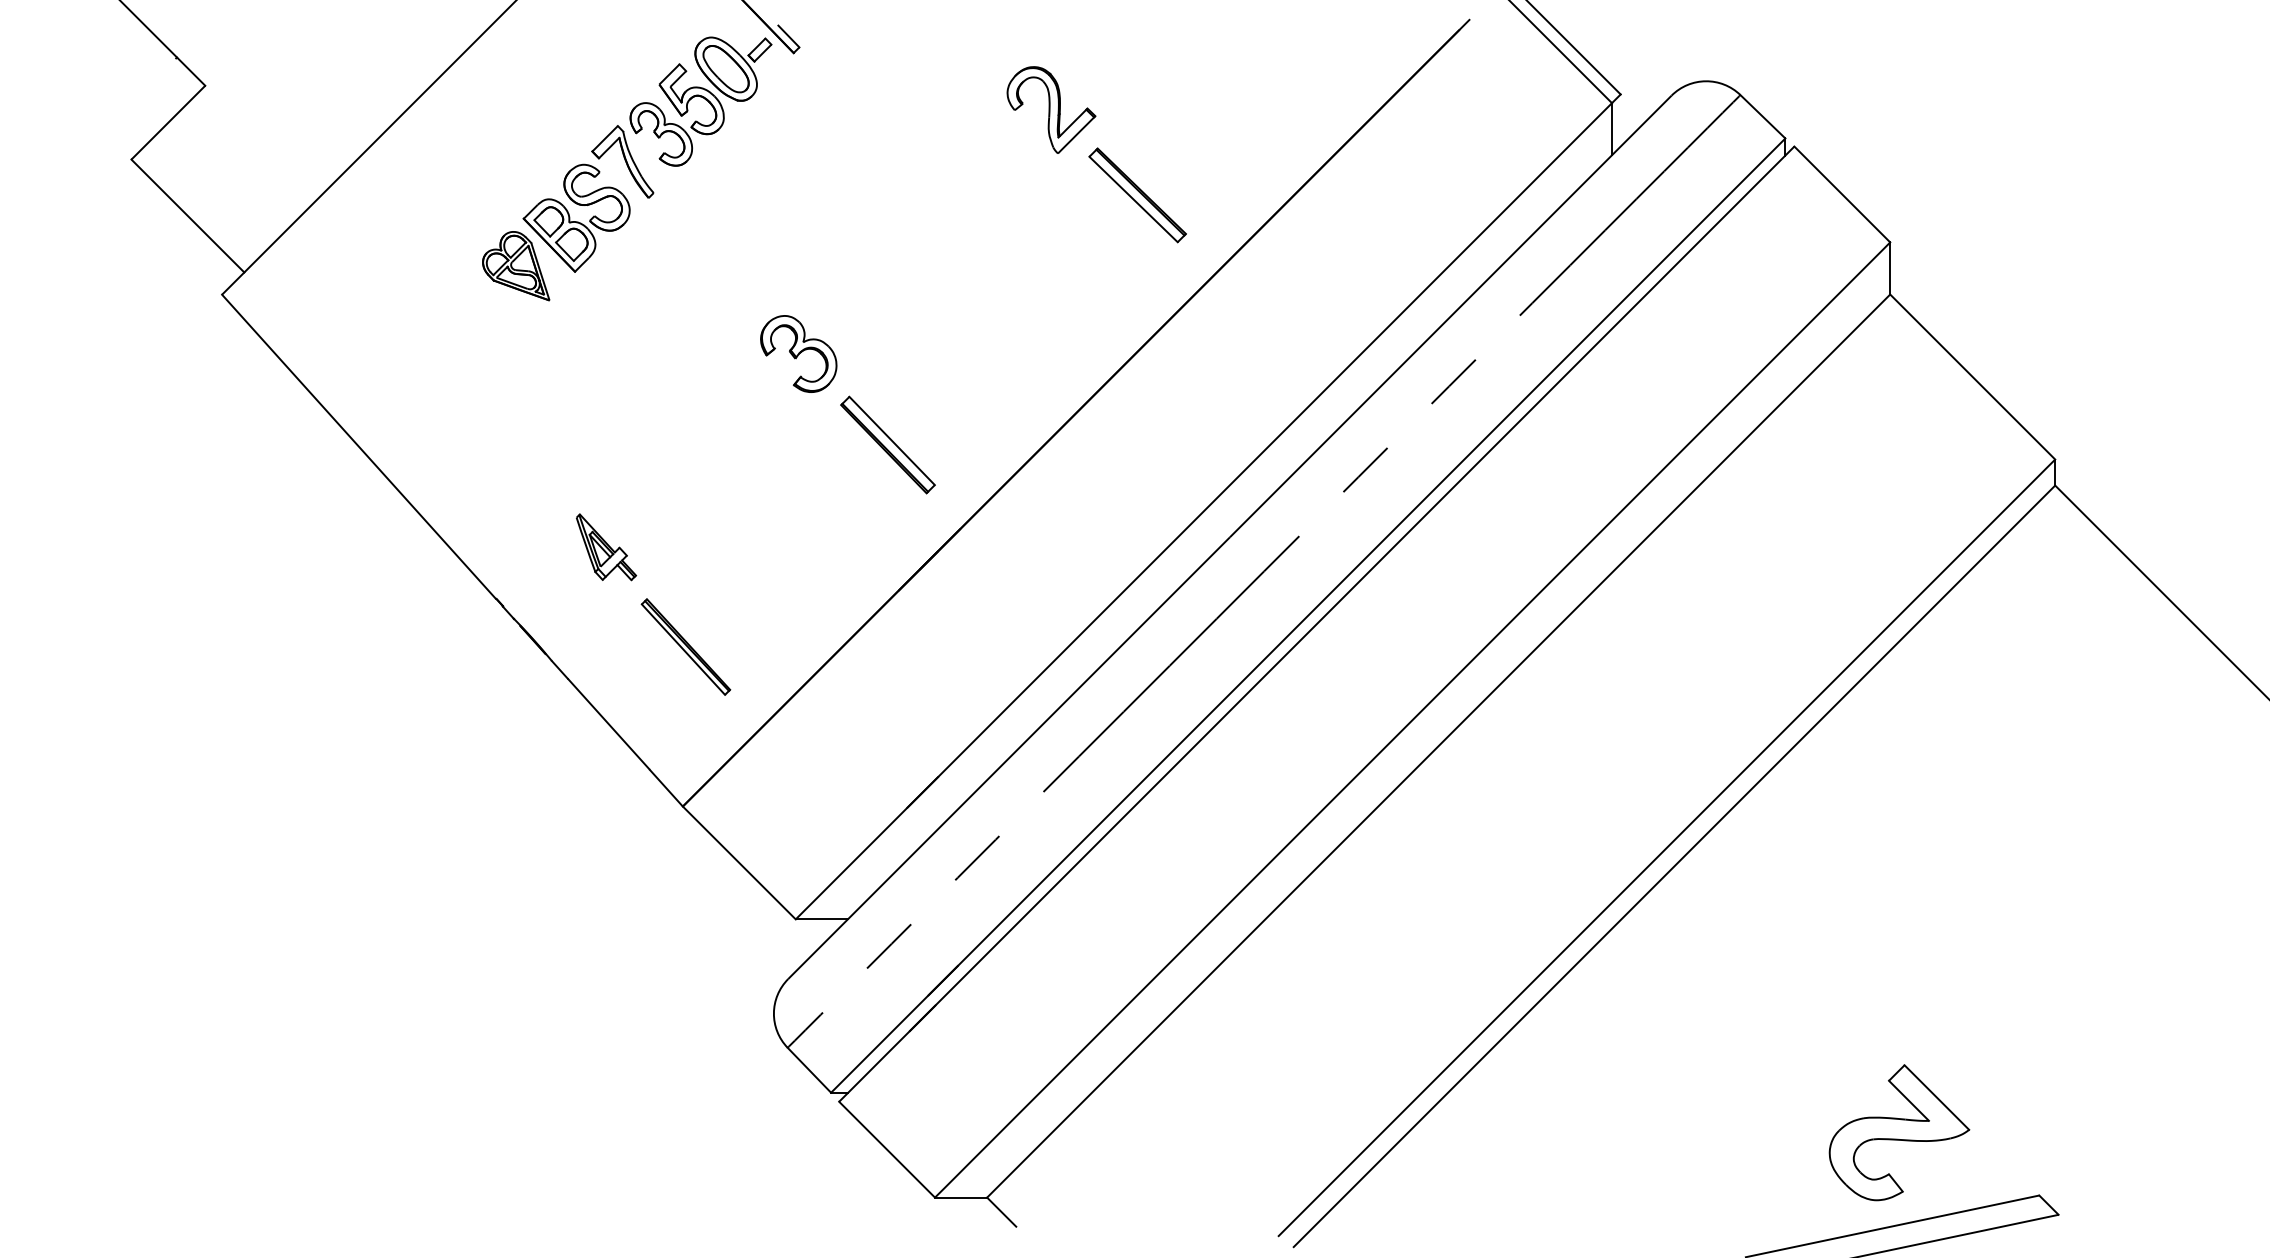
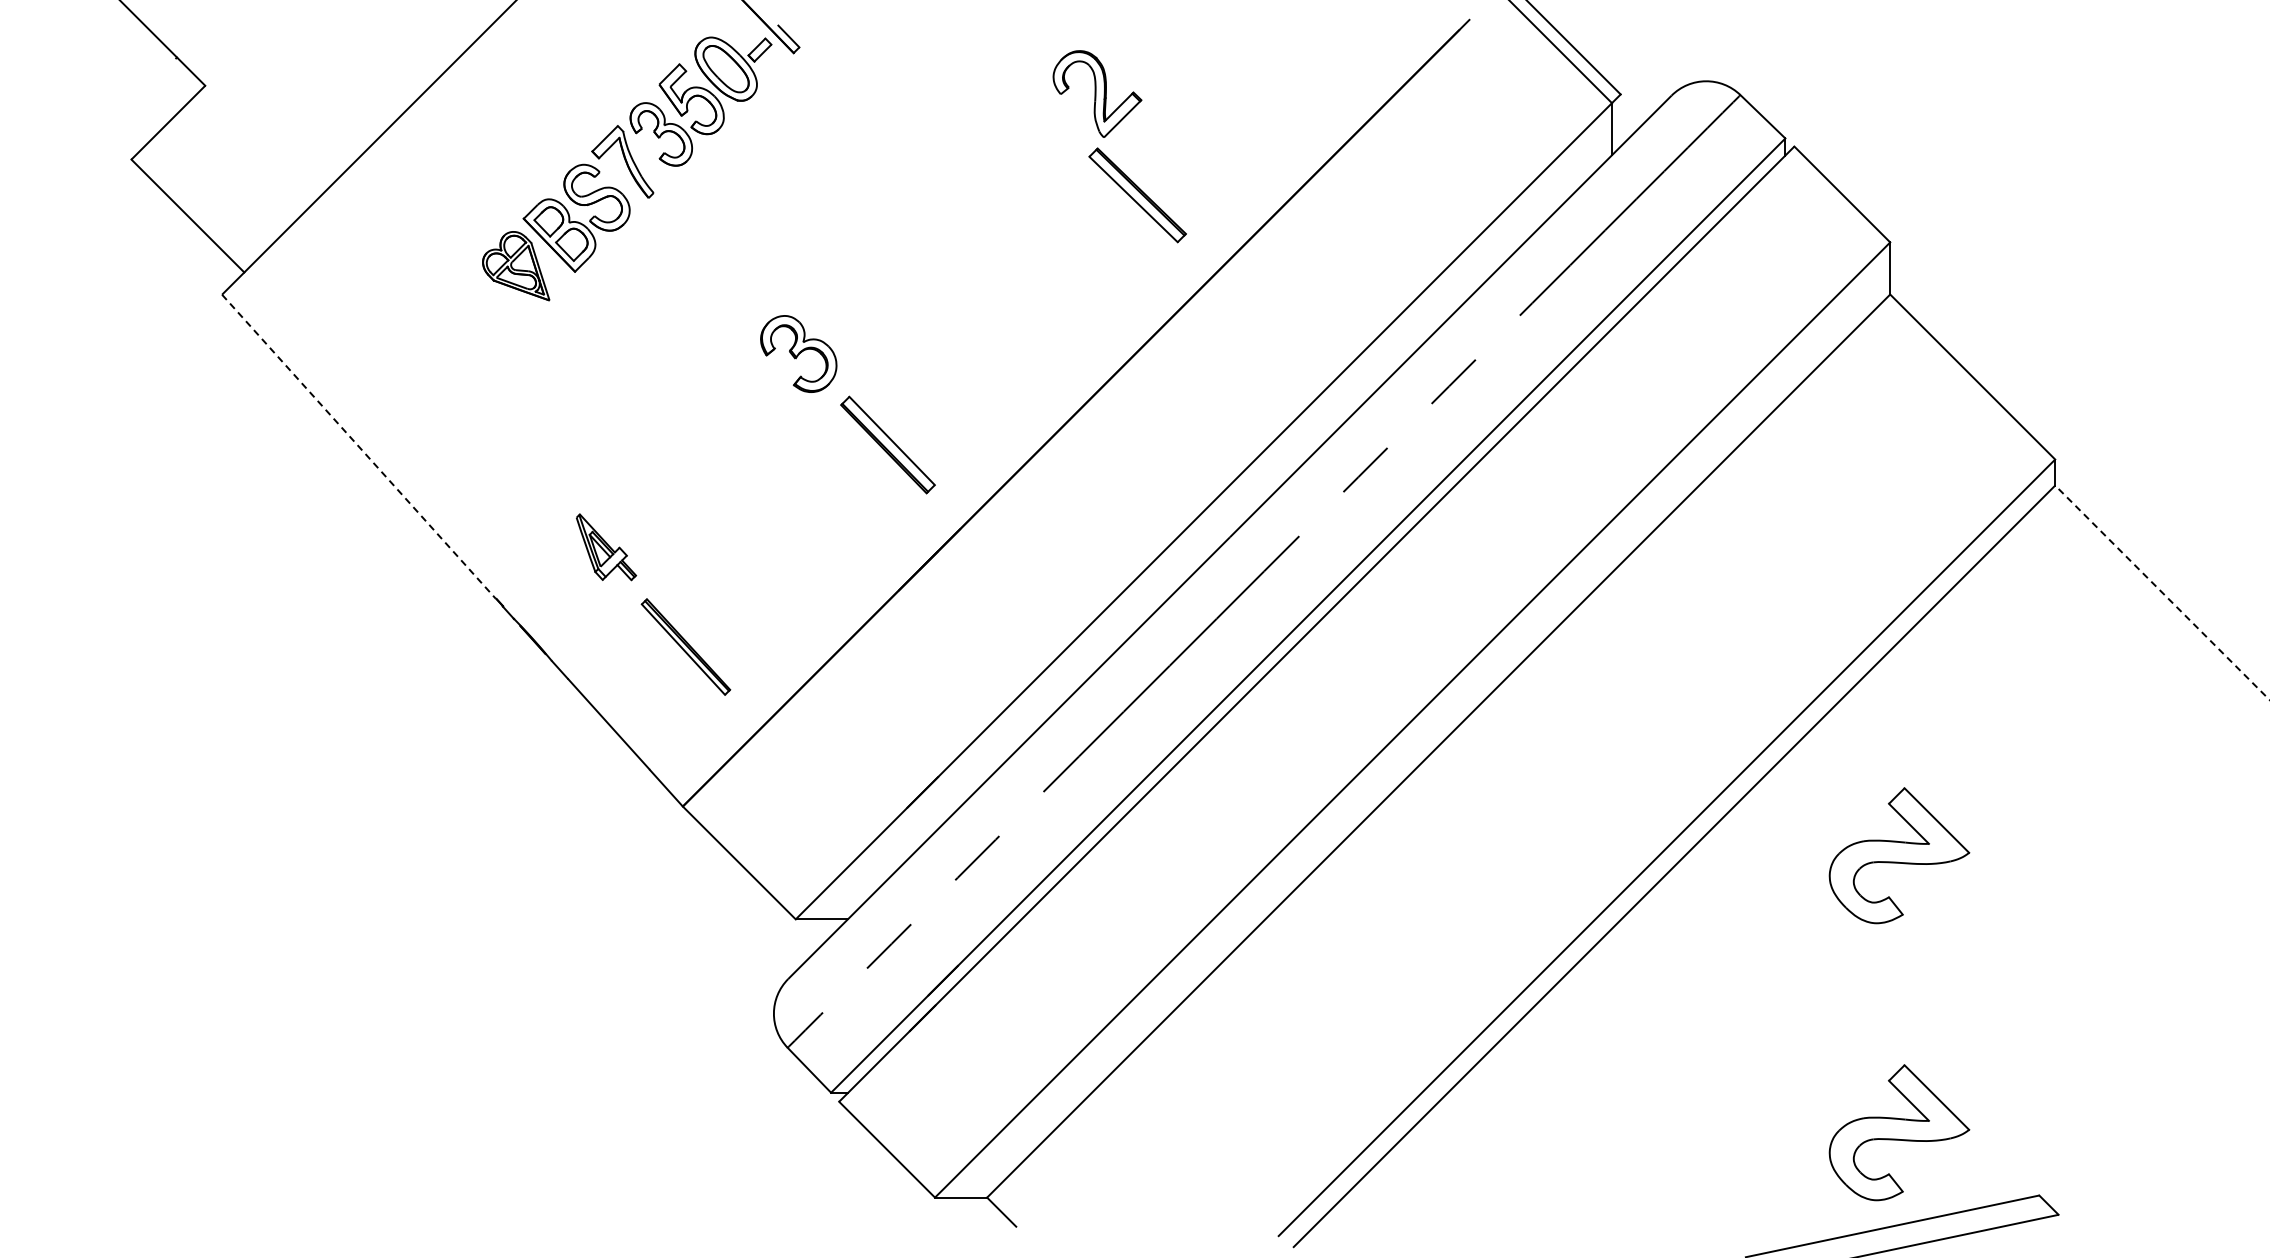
part position: (1051, 109) -> (1097, 93) (1097, 93)
line: solid -> dashed (359, 447)
line: solid -> dashed (2161, 592)
part: none -> present (1899, 855)
